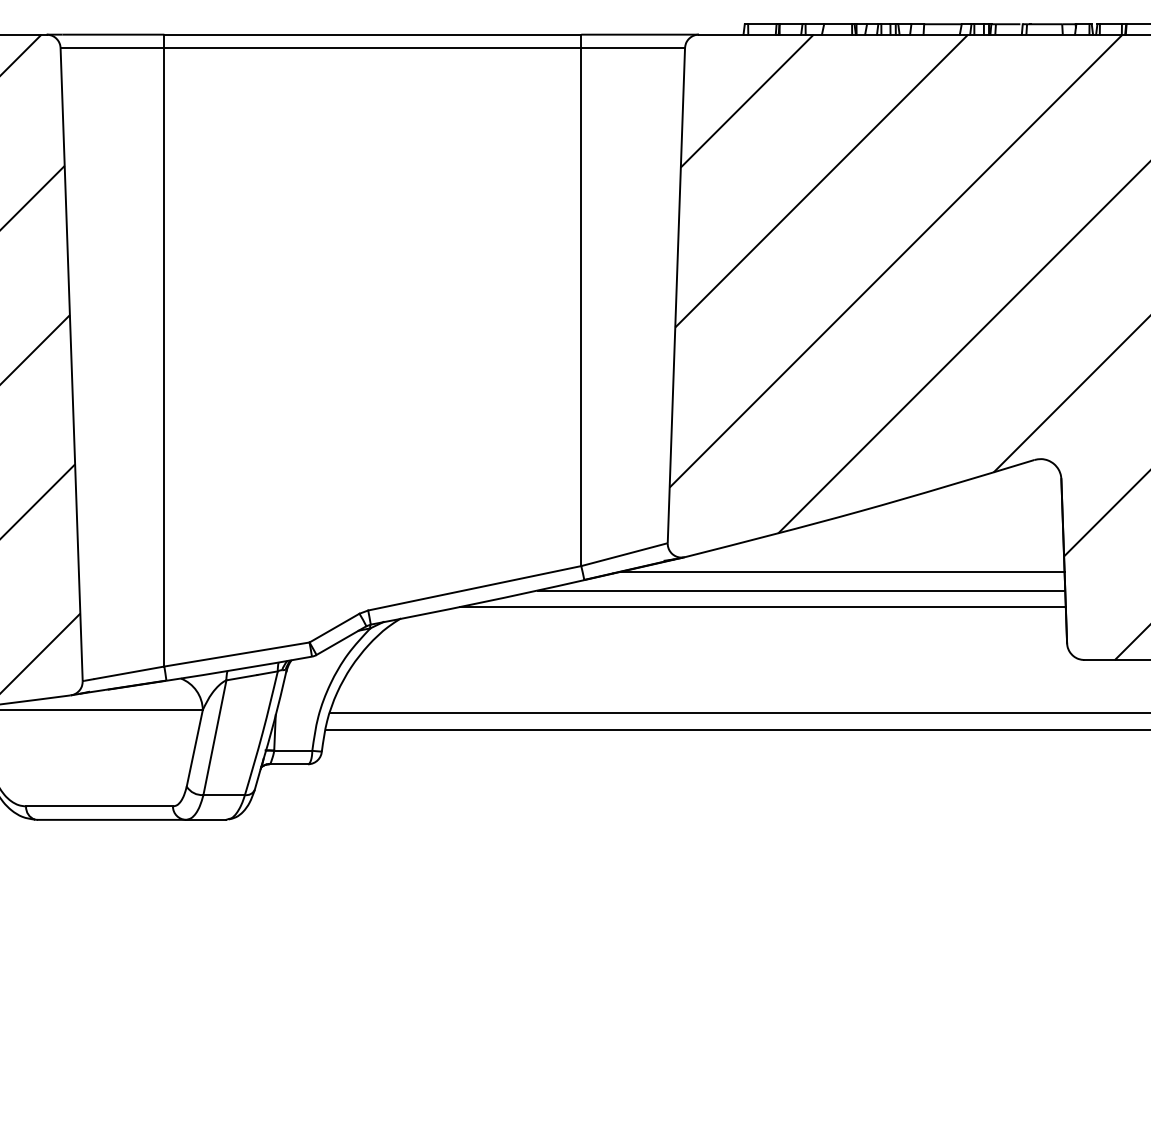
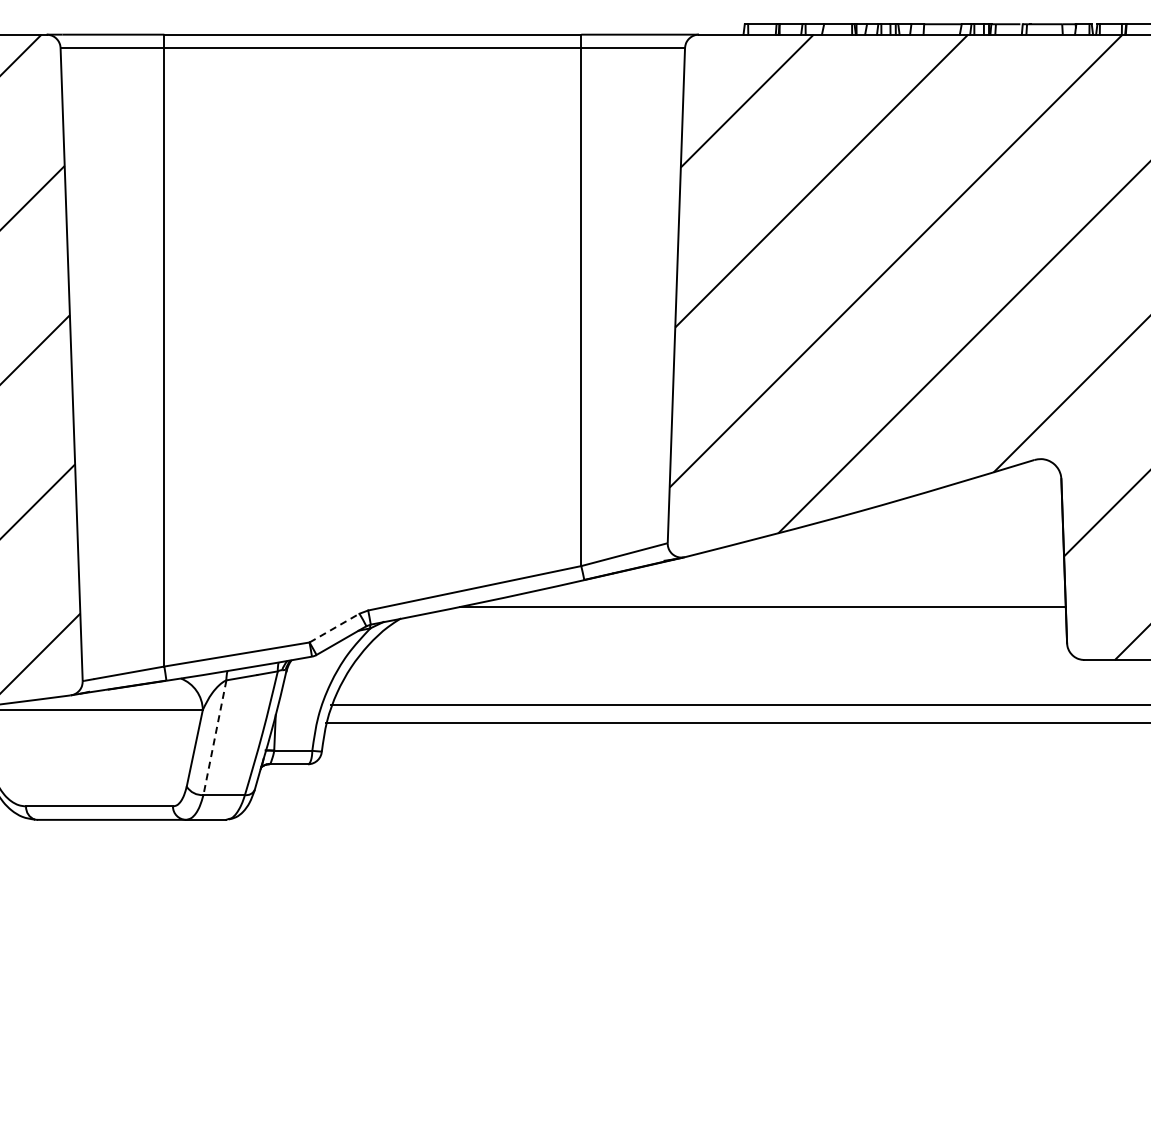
line: present -> none (841, 572)
line: present -> none (801, 590)
line: solid -> dashed (334, 628)
line position: (738, 713) -> (738, 705) (738, 705)
line position: (736, 729) -> (736, 722) (736, 722)
line: solid -> dashed (214, 738)
